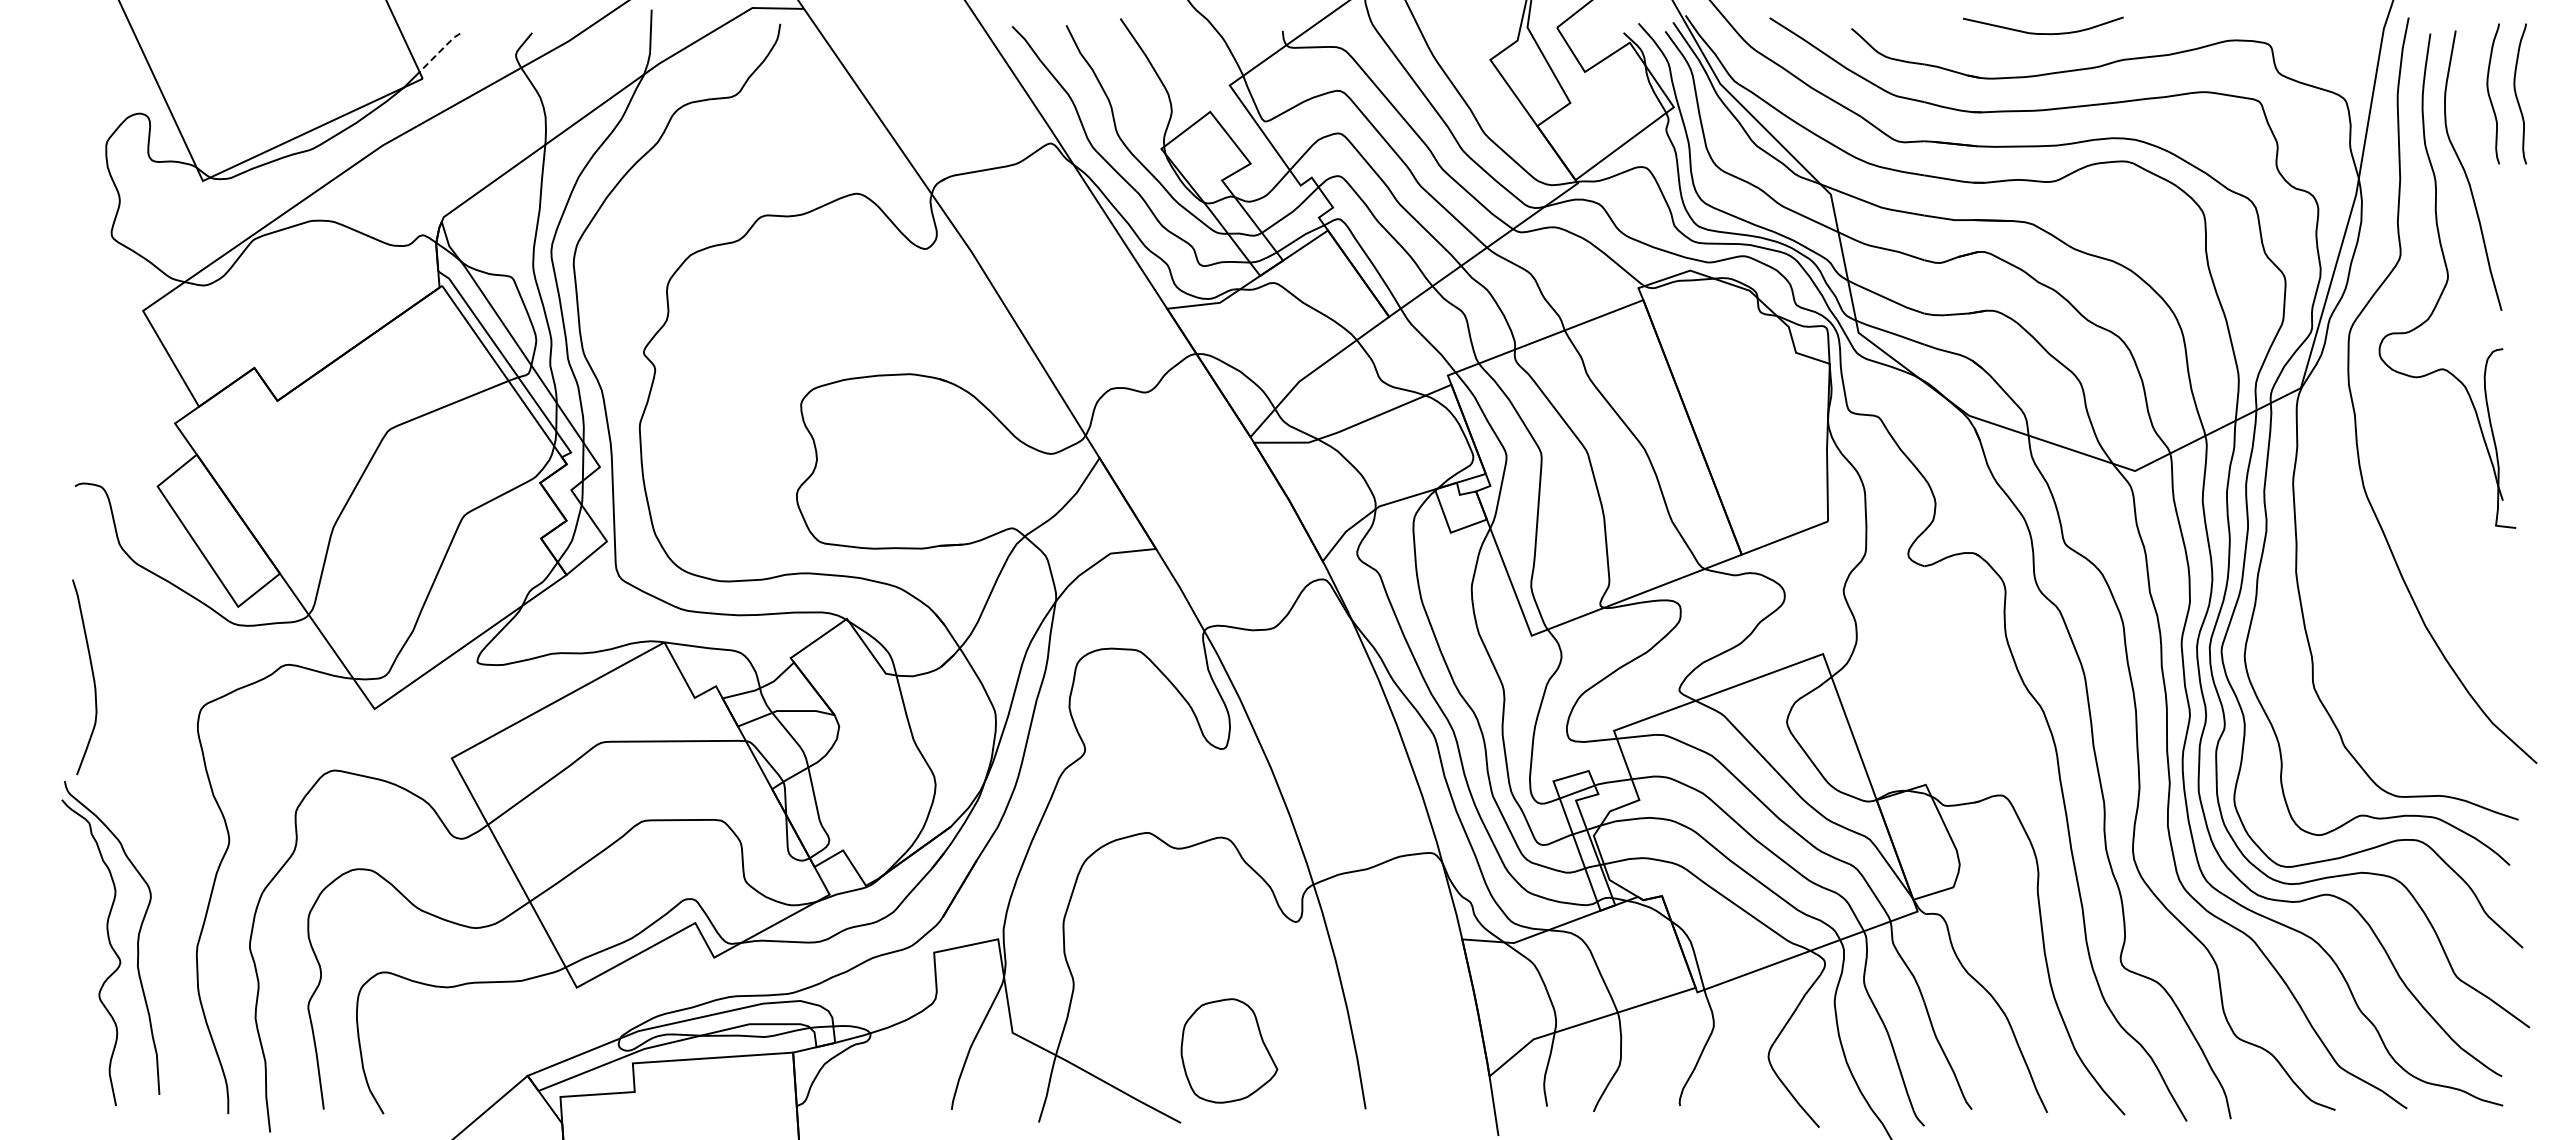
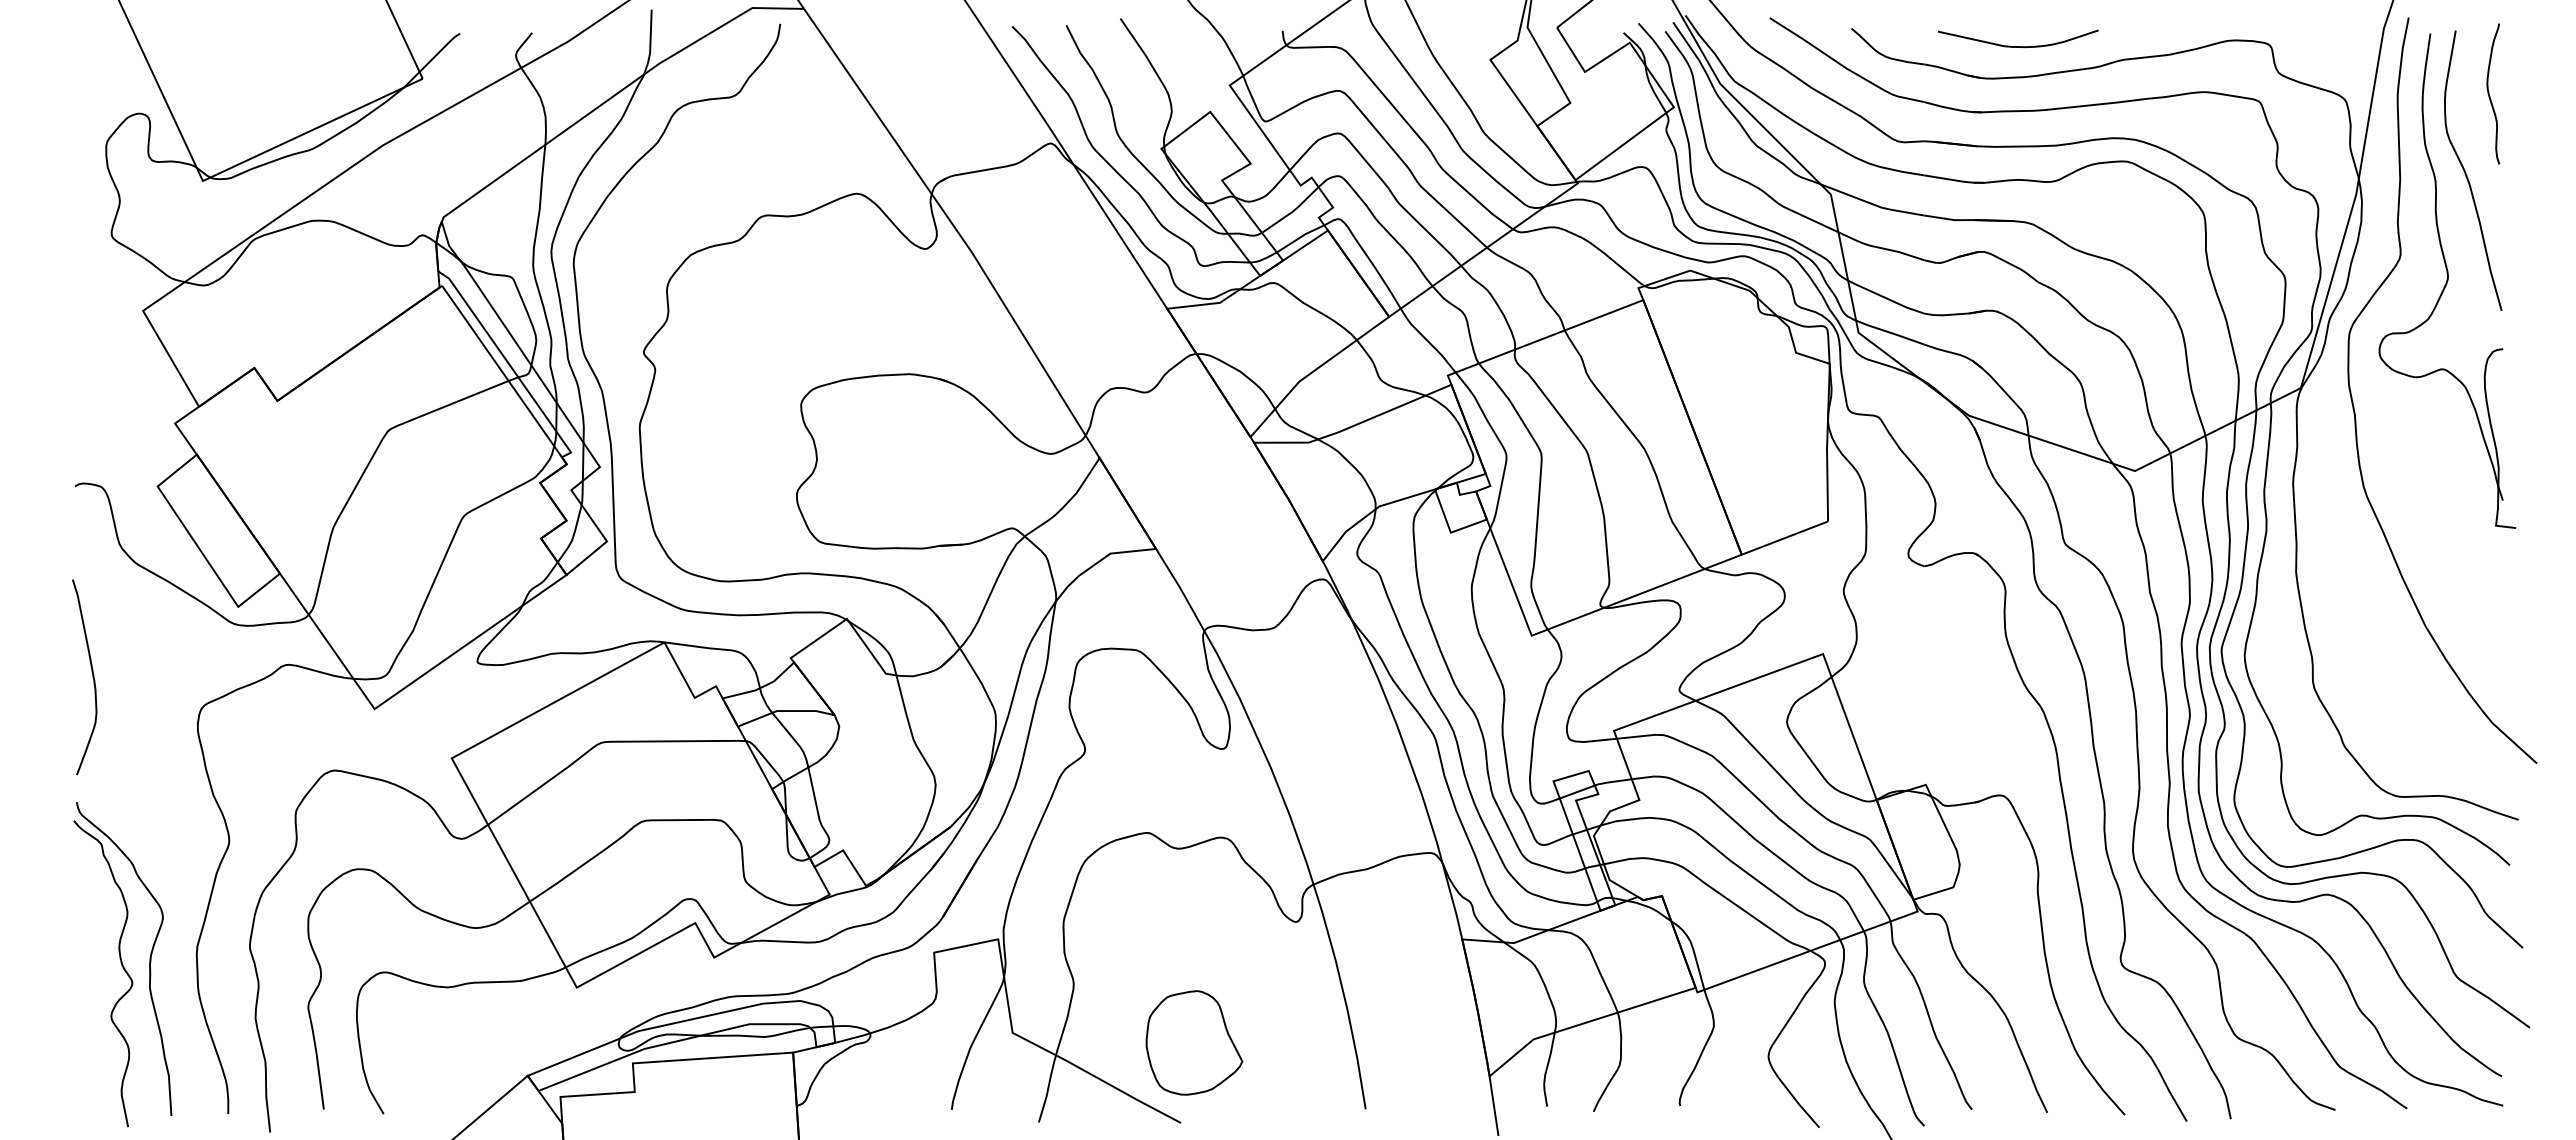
curve position: (2043, 33) -> (2018, 46) (2018, 46)
line: dashed -> solid (439, 51)
curve: present -> none (2516, 93)
part position: (110, 943) -> (122, 964) (122, 964)
part position: (1229, 1050) -> (1194, 1042) (1194, 1042)
